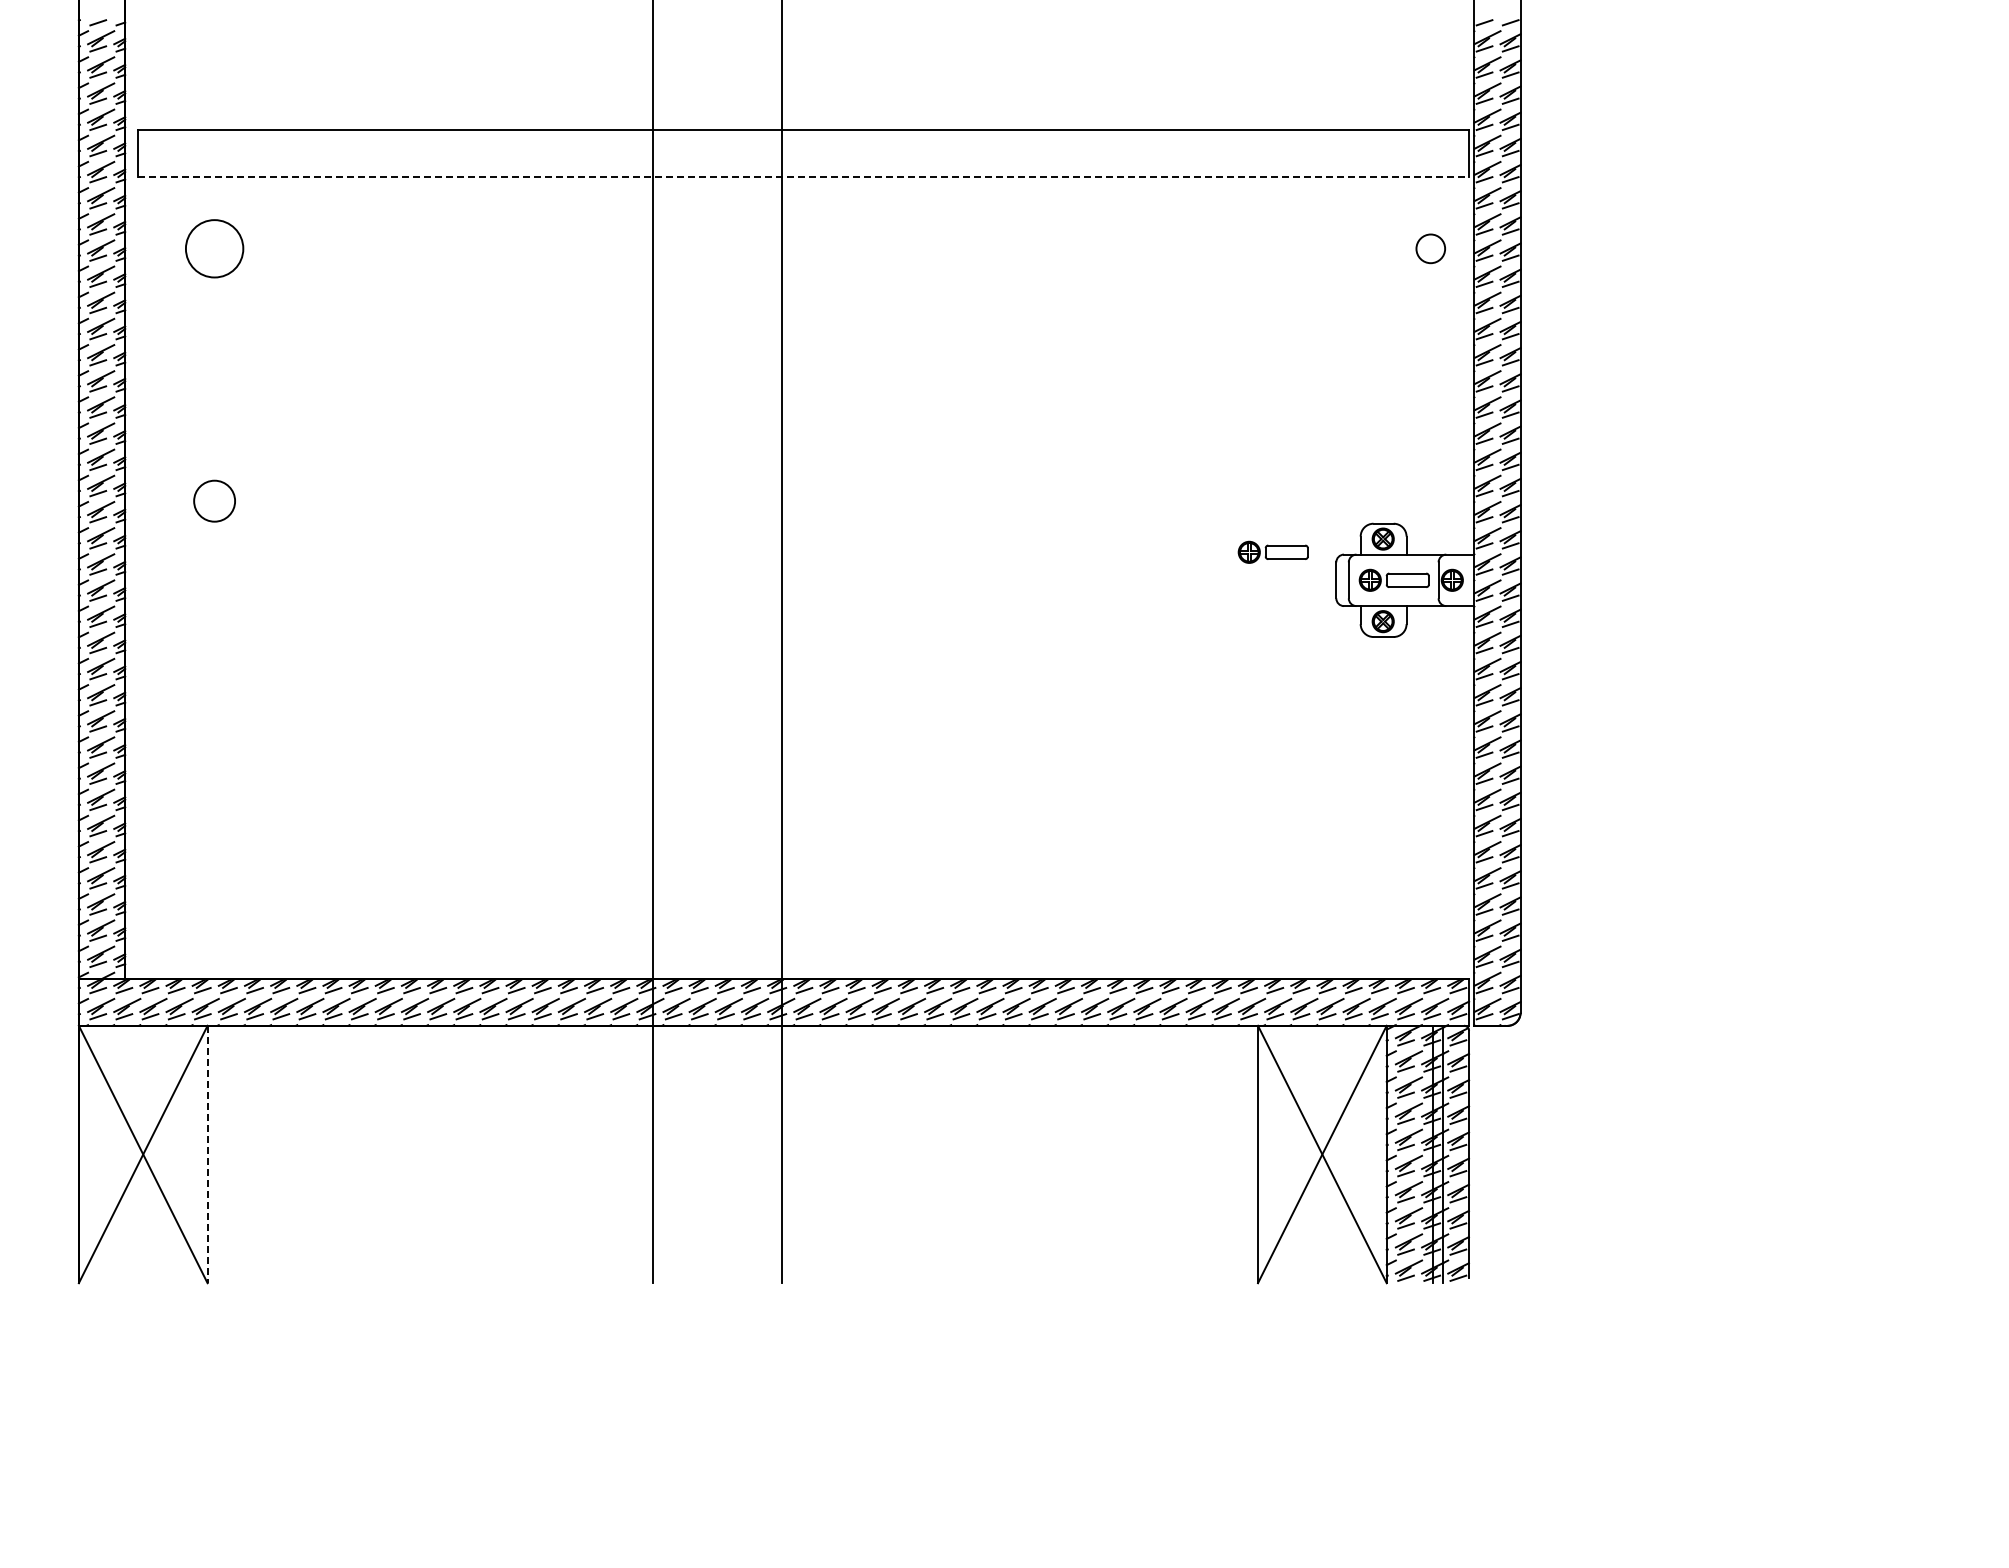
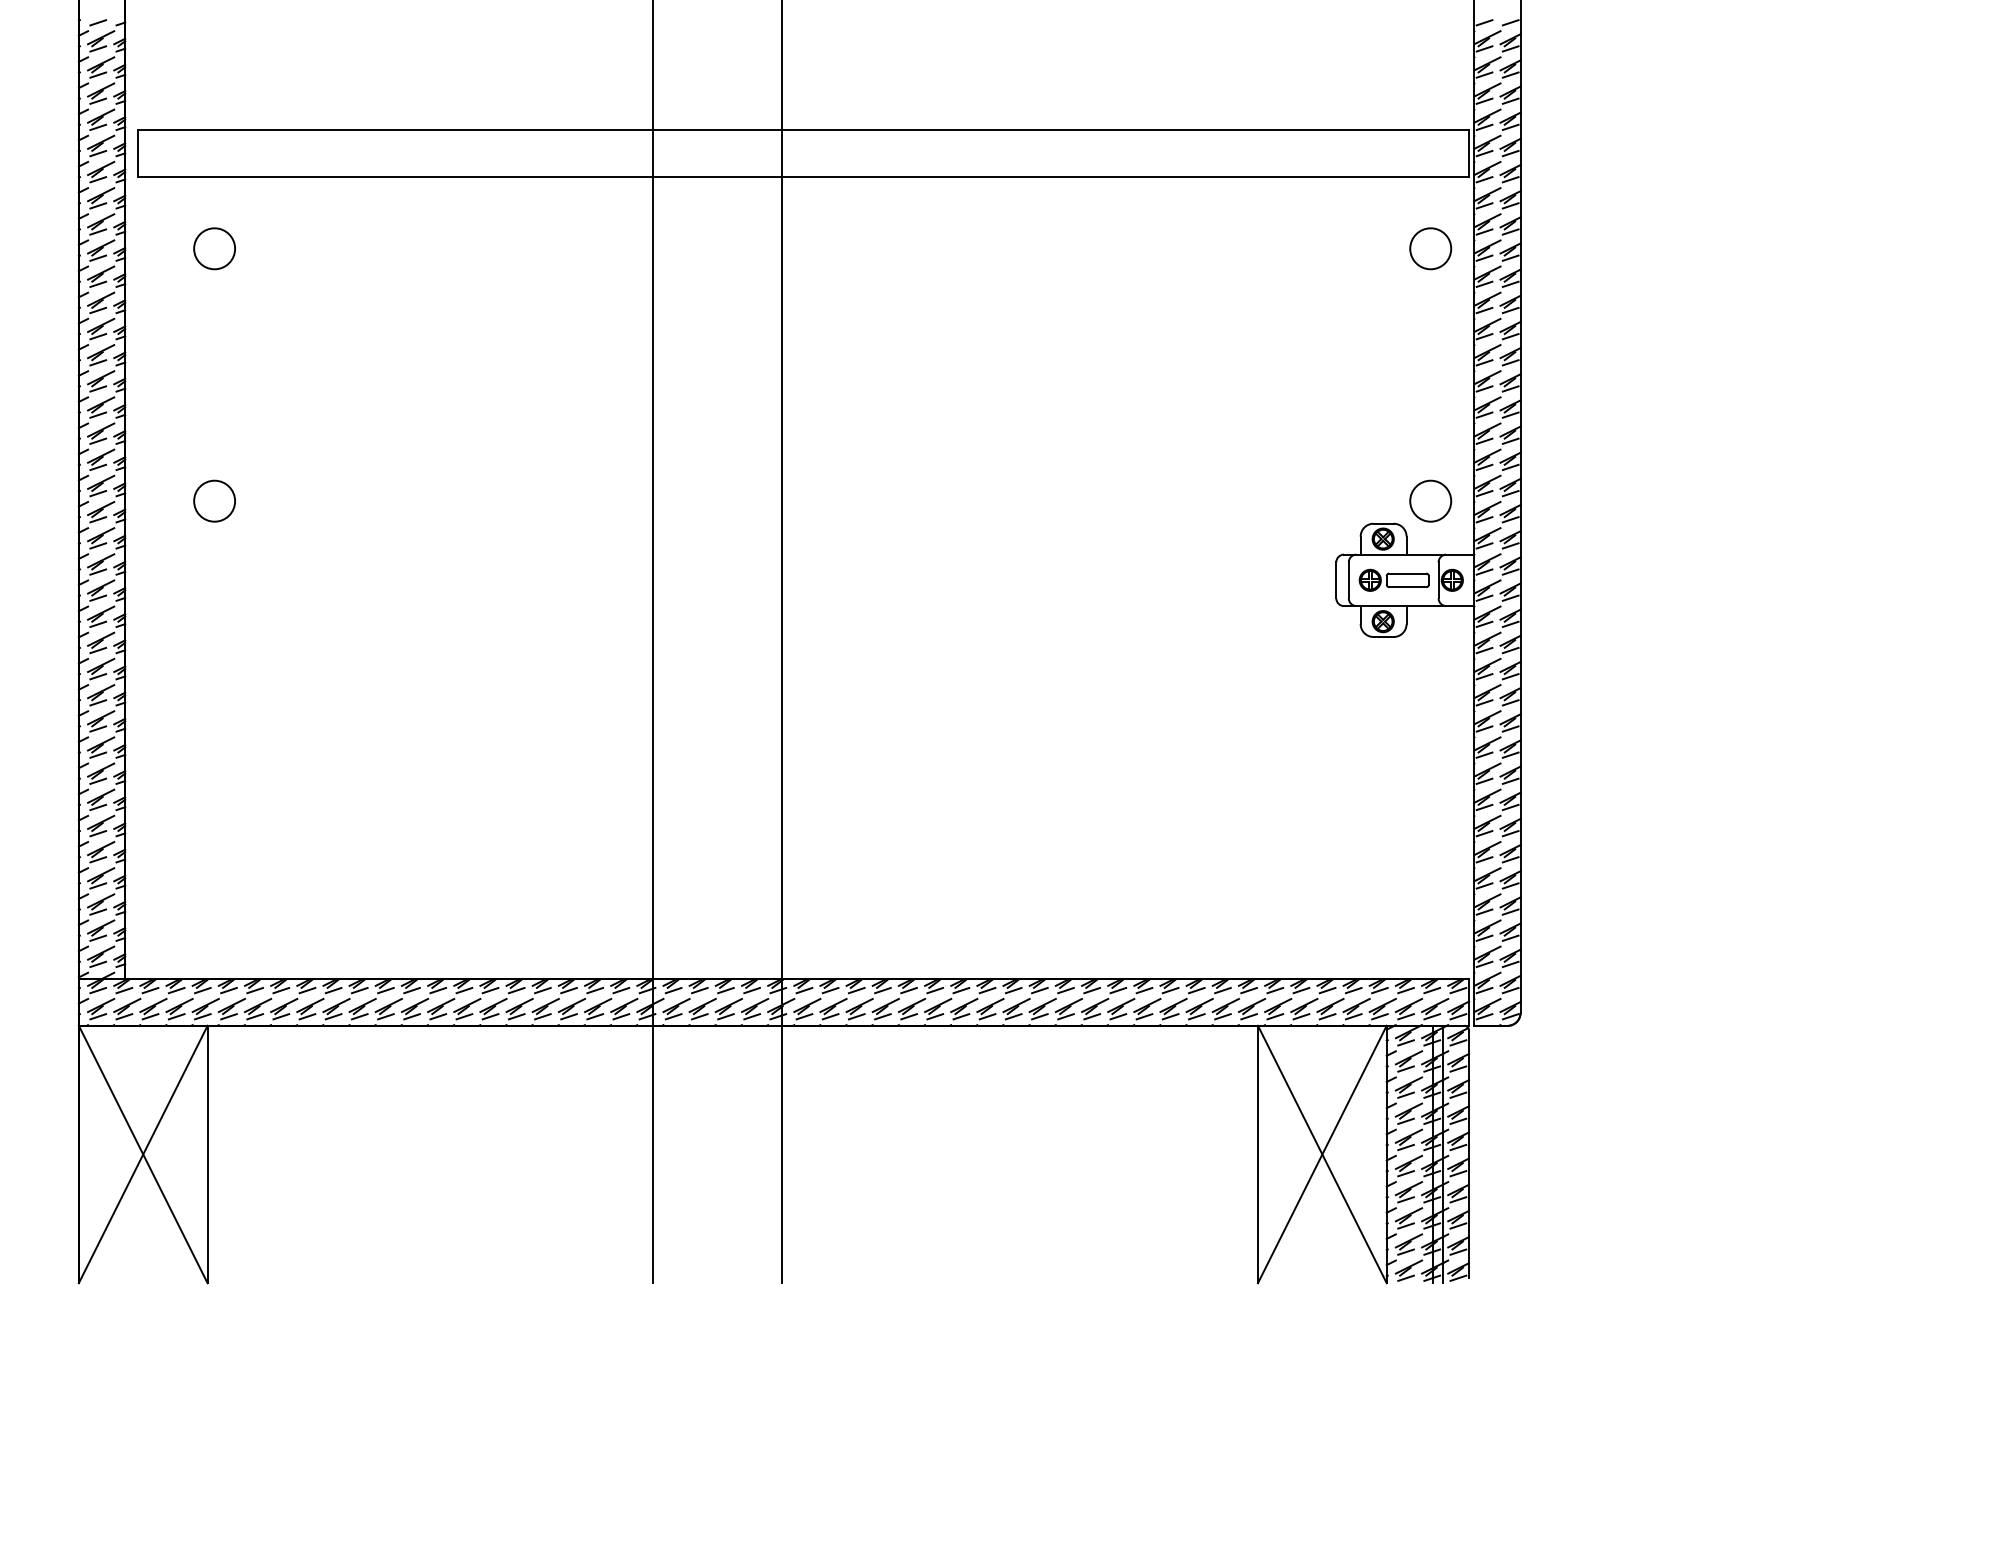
line: dashed -> solid (803, 176)
circle diameter: 57 px -> 41 px (214, 248)
circle size: 31x32 px -> 44x44 px (1430, 248)
circle: none -> present (1430, 500)
part: present -> none (1272, 551)
line: dashed -> solid (207, 1154)
